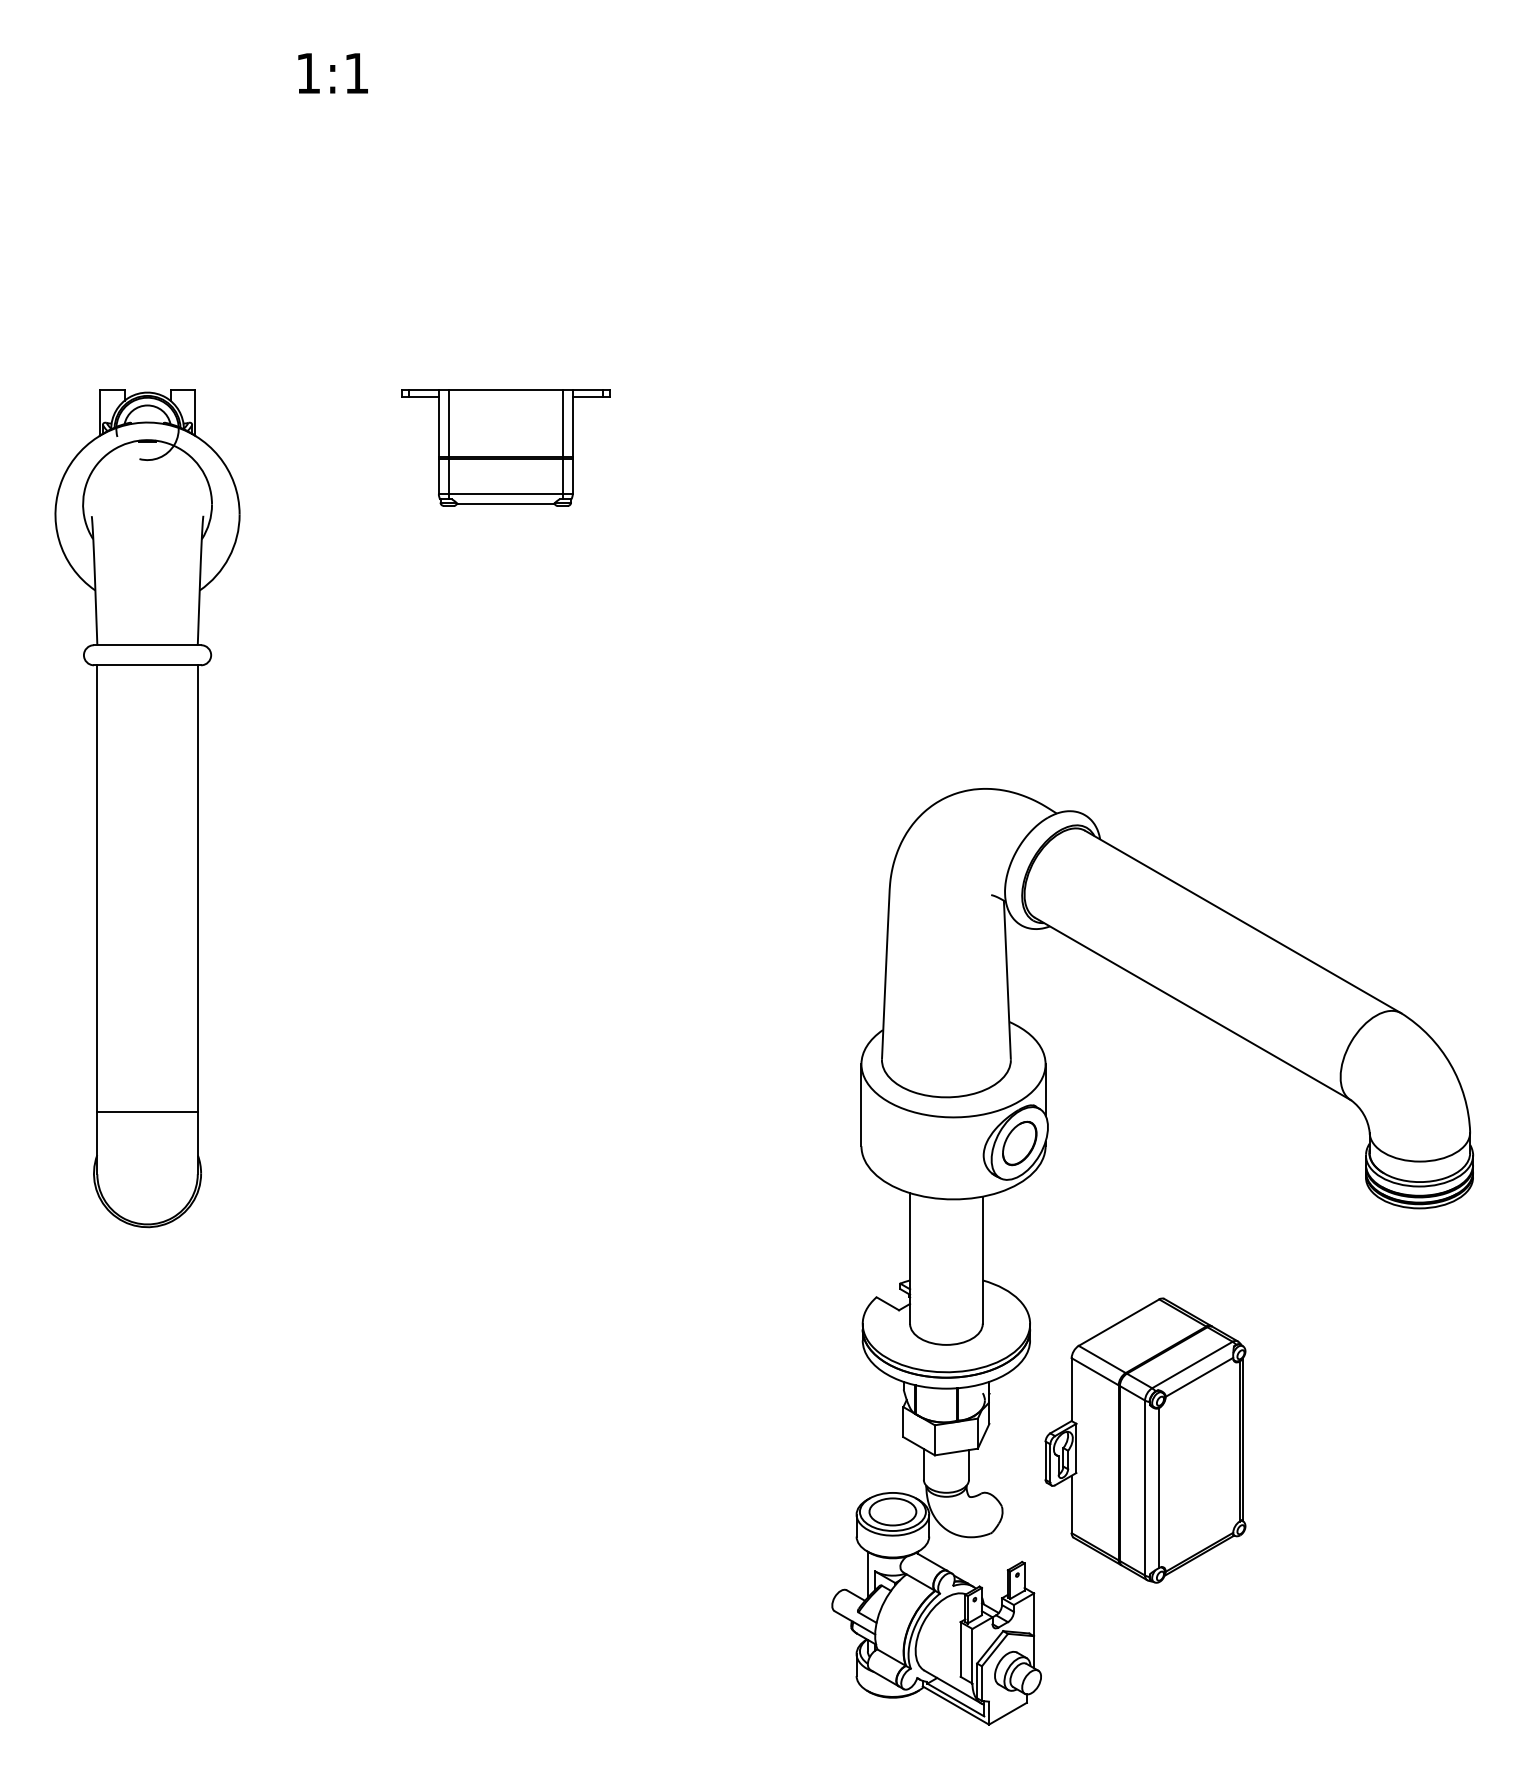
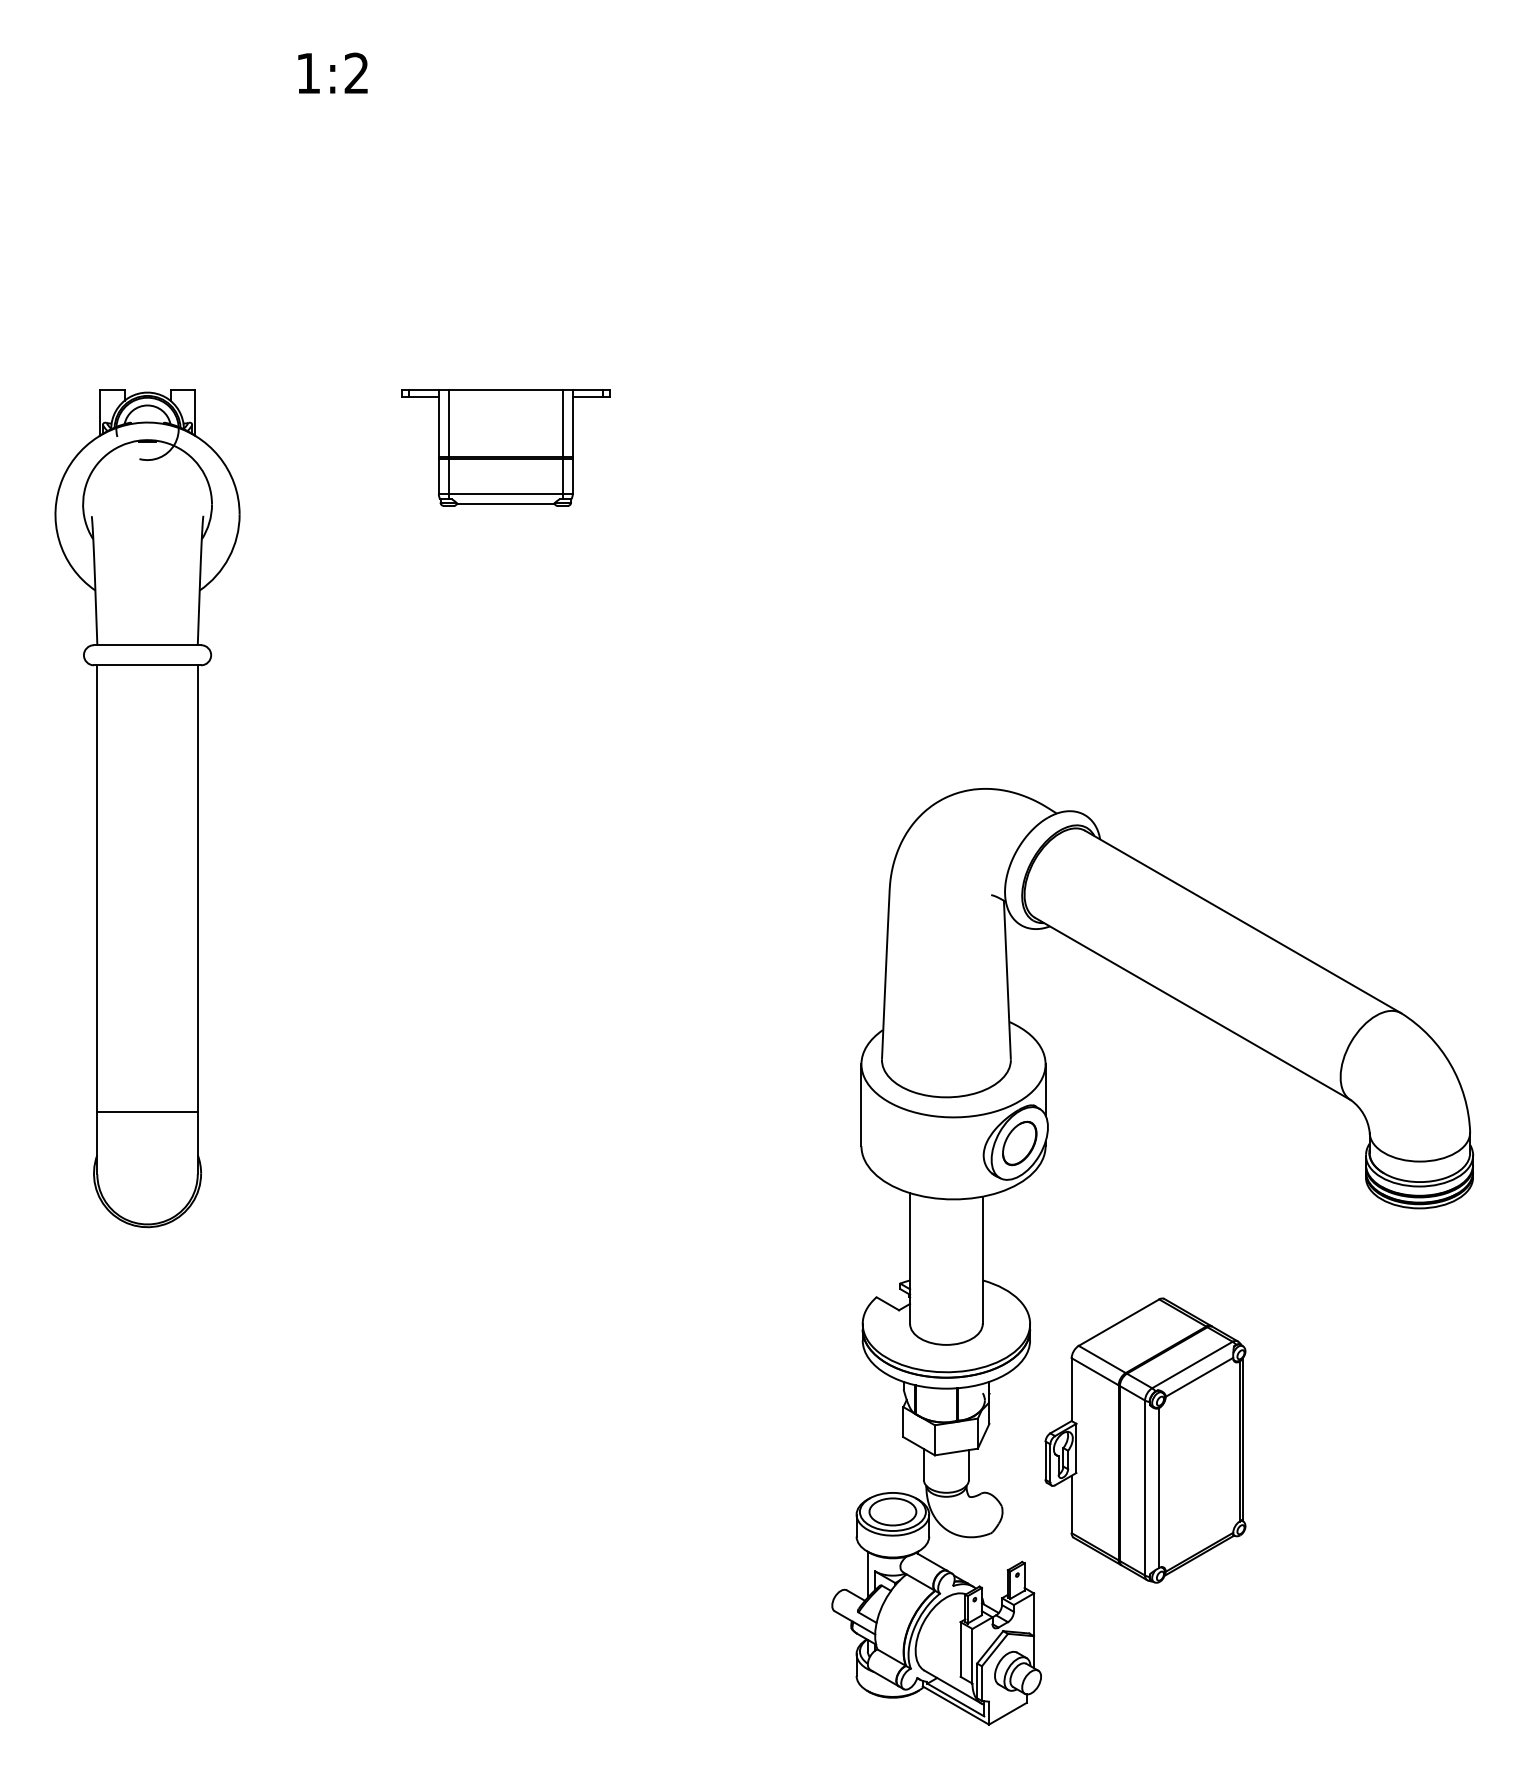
text: 1:1 -> 1:2 (355, 72)
